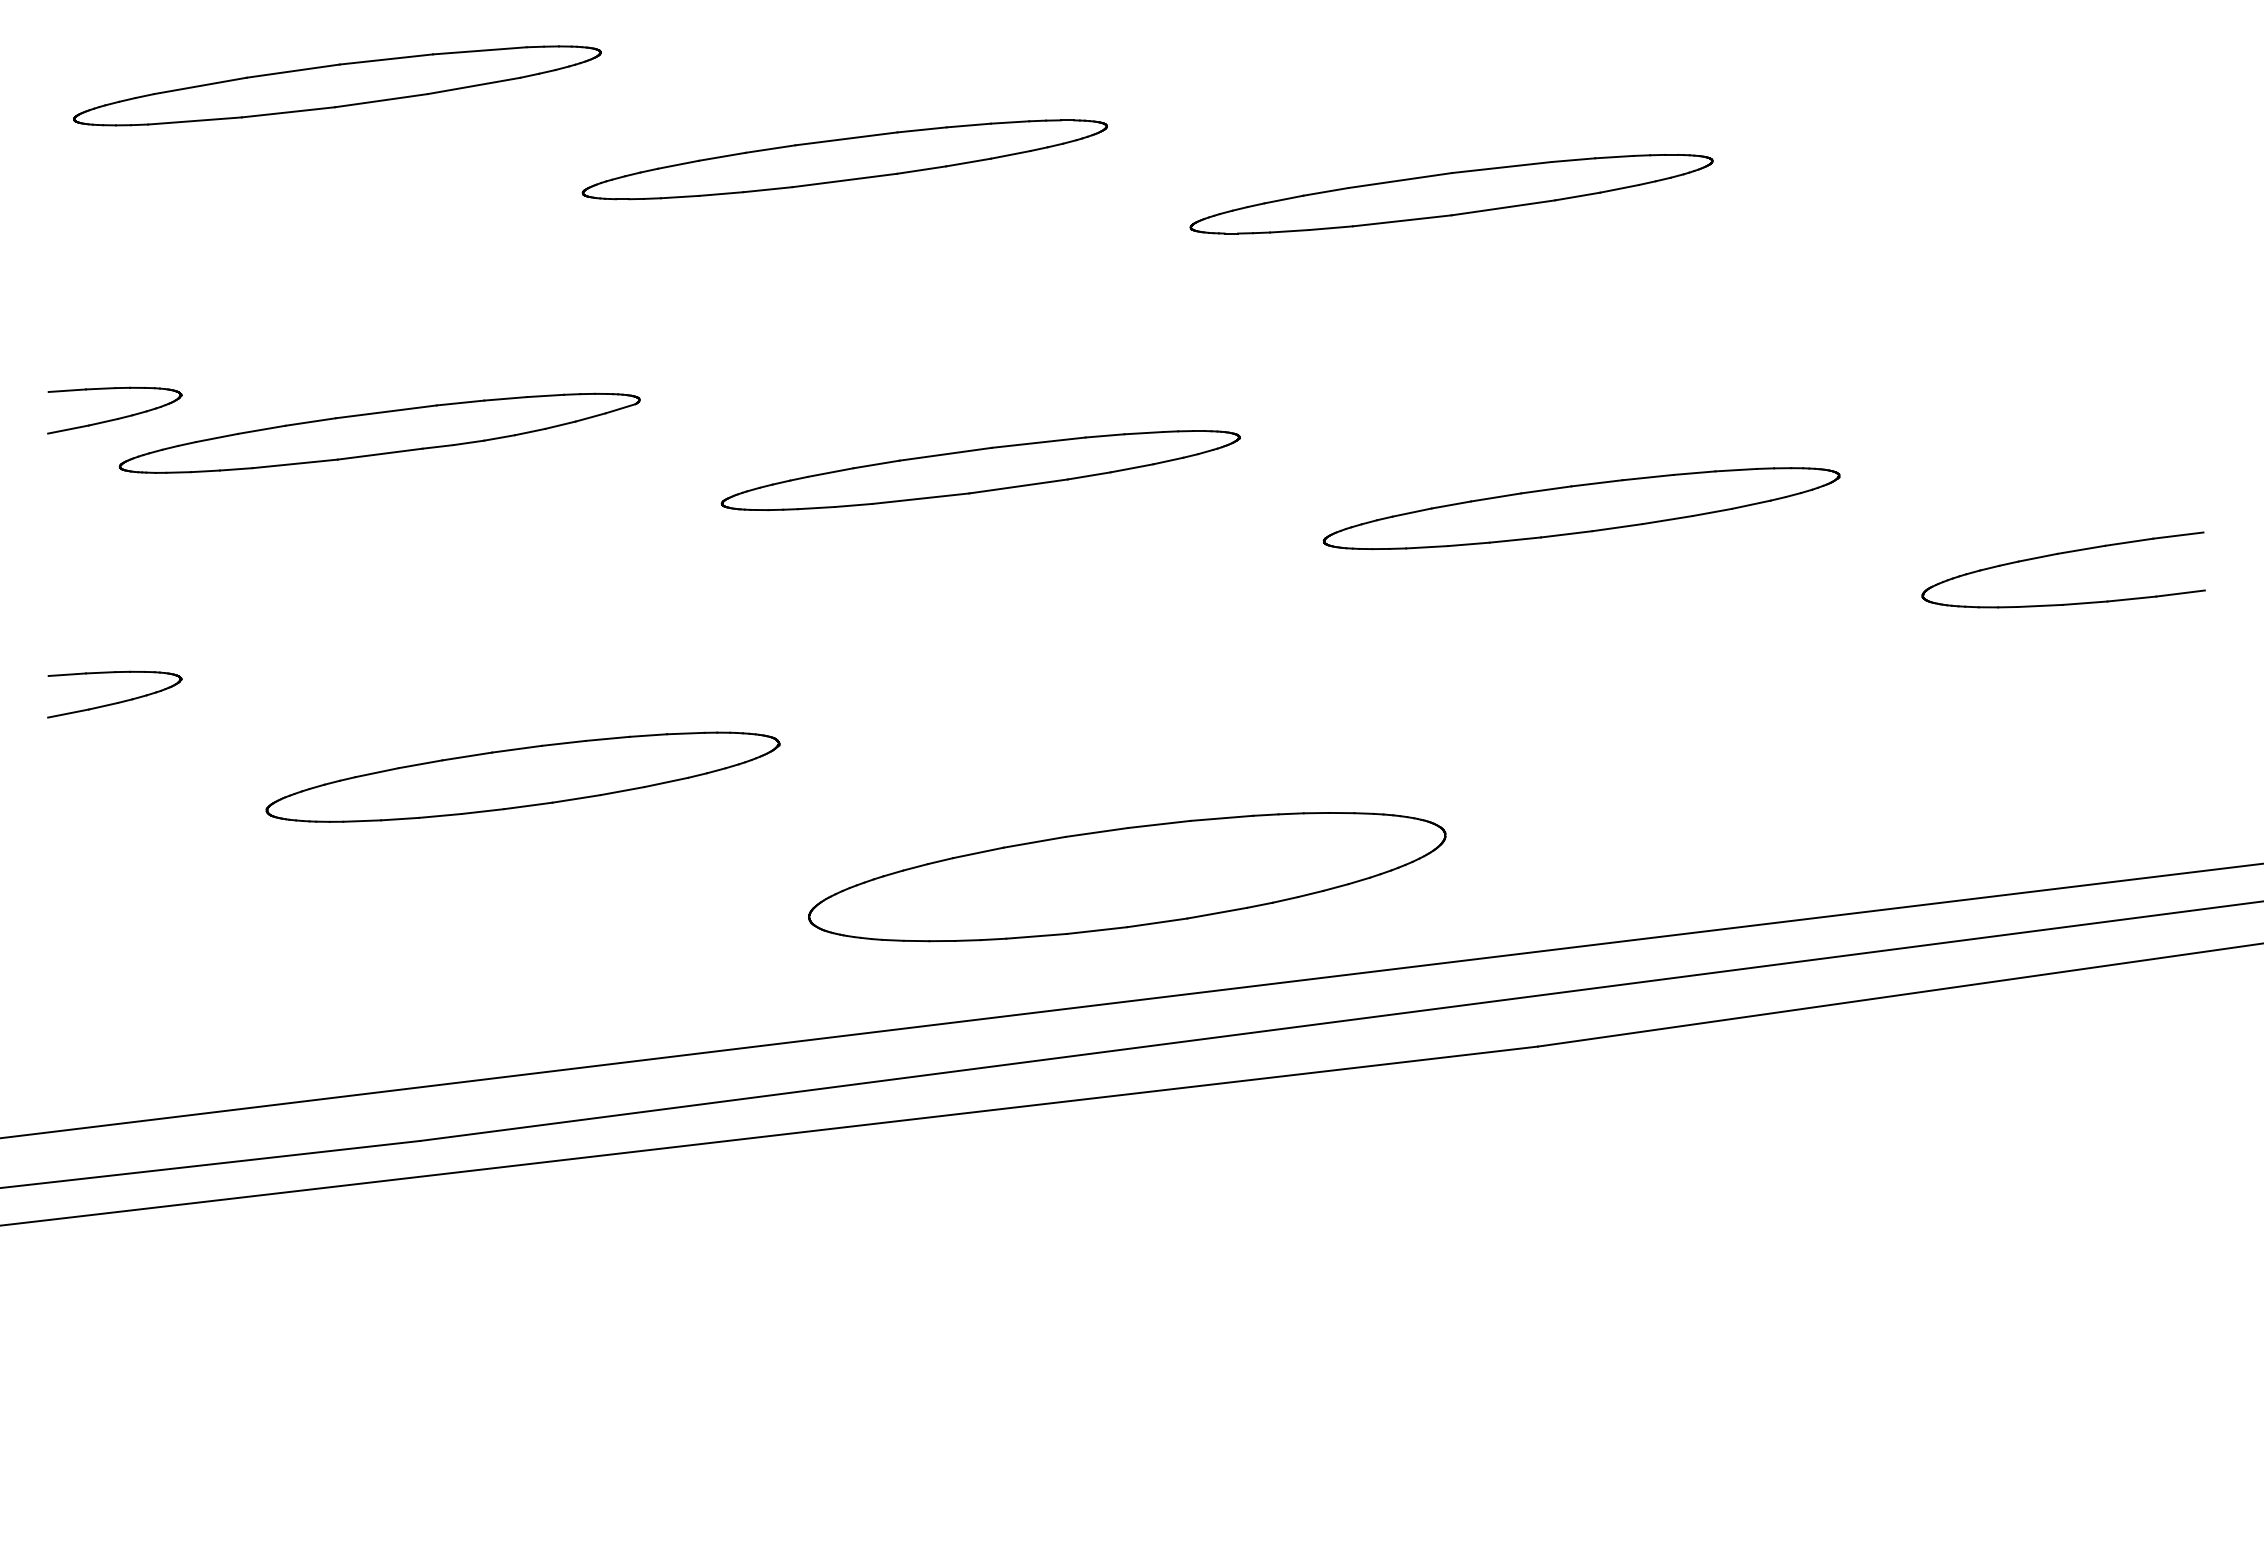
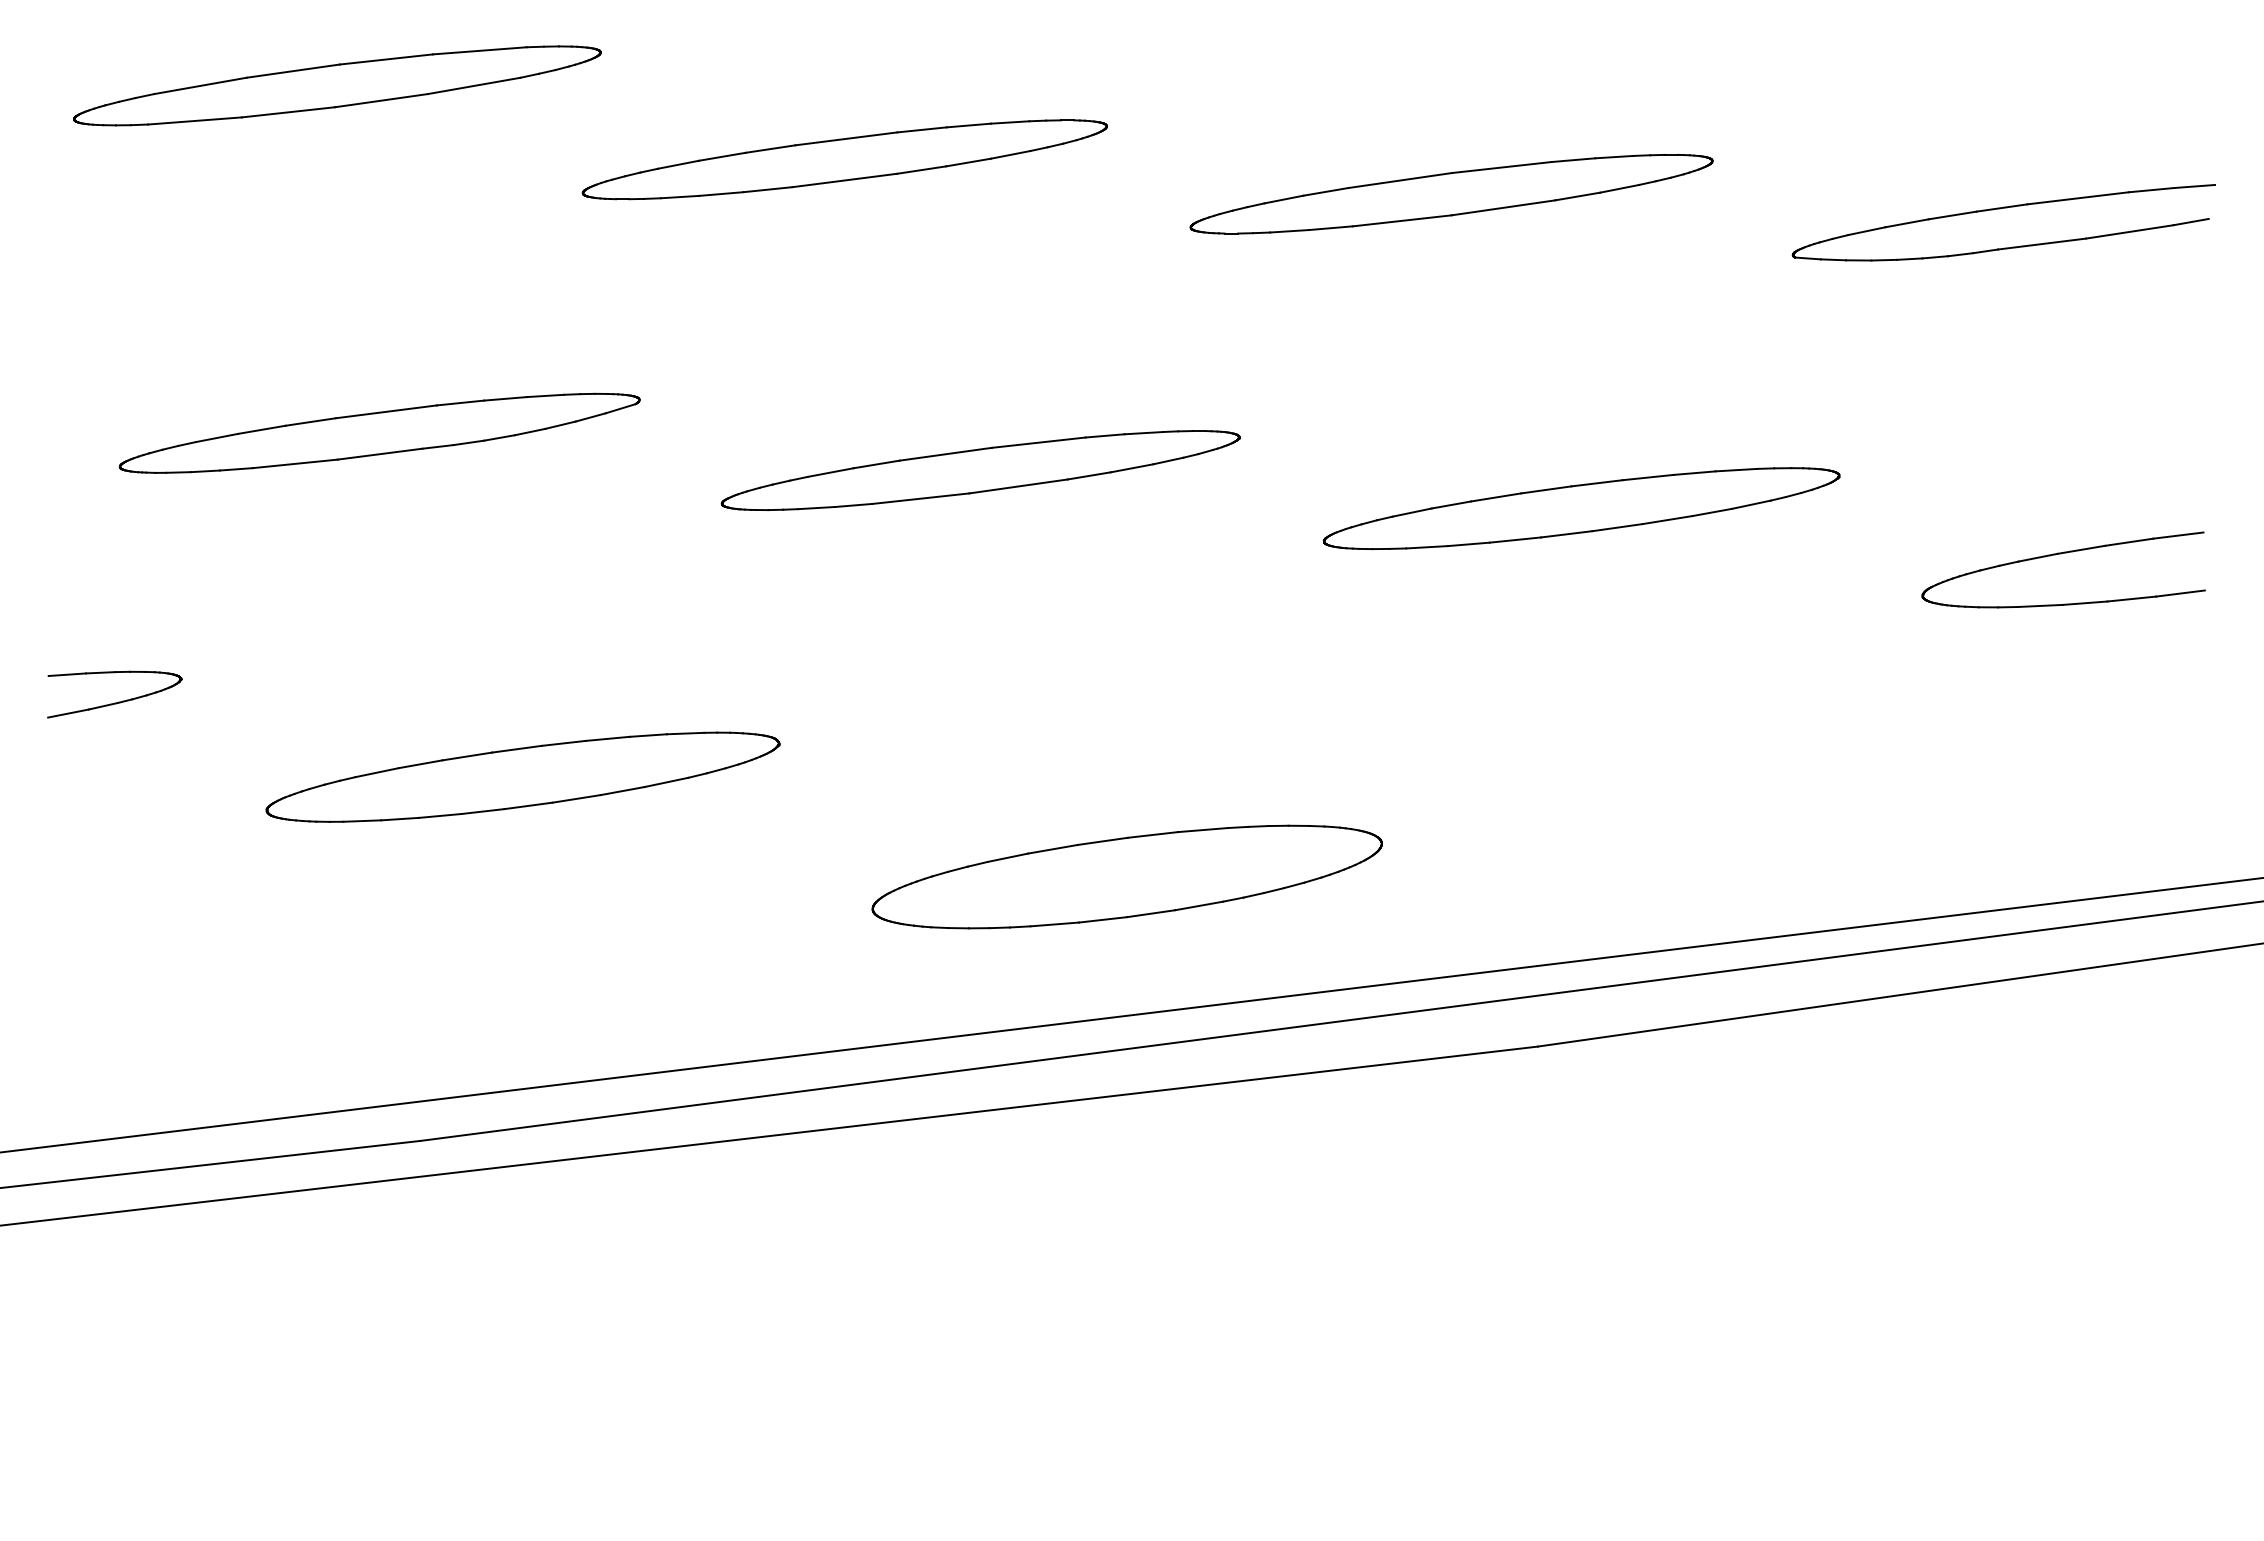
part: none -> present (2000, 209)
part: present -> none (114, 418)
part size: 639x131 px -> 512x106 px (1126, 876)
line position: (1131, 1001) -> (1131, 1015) (1131, 1015)
